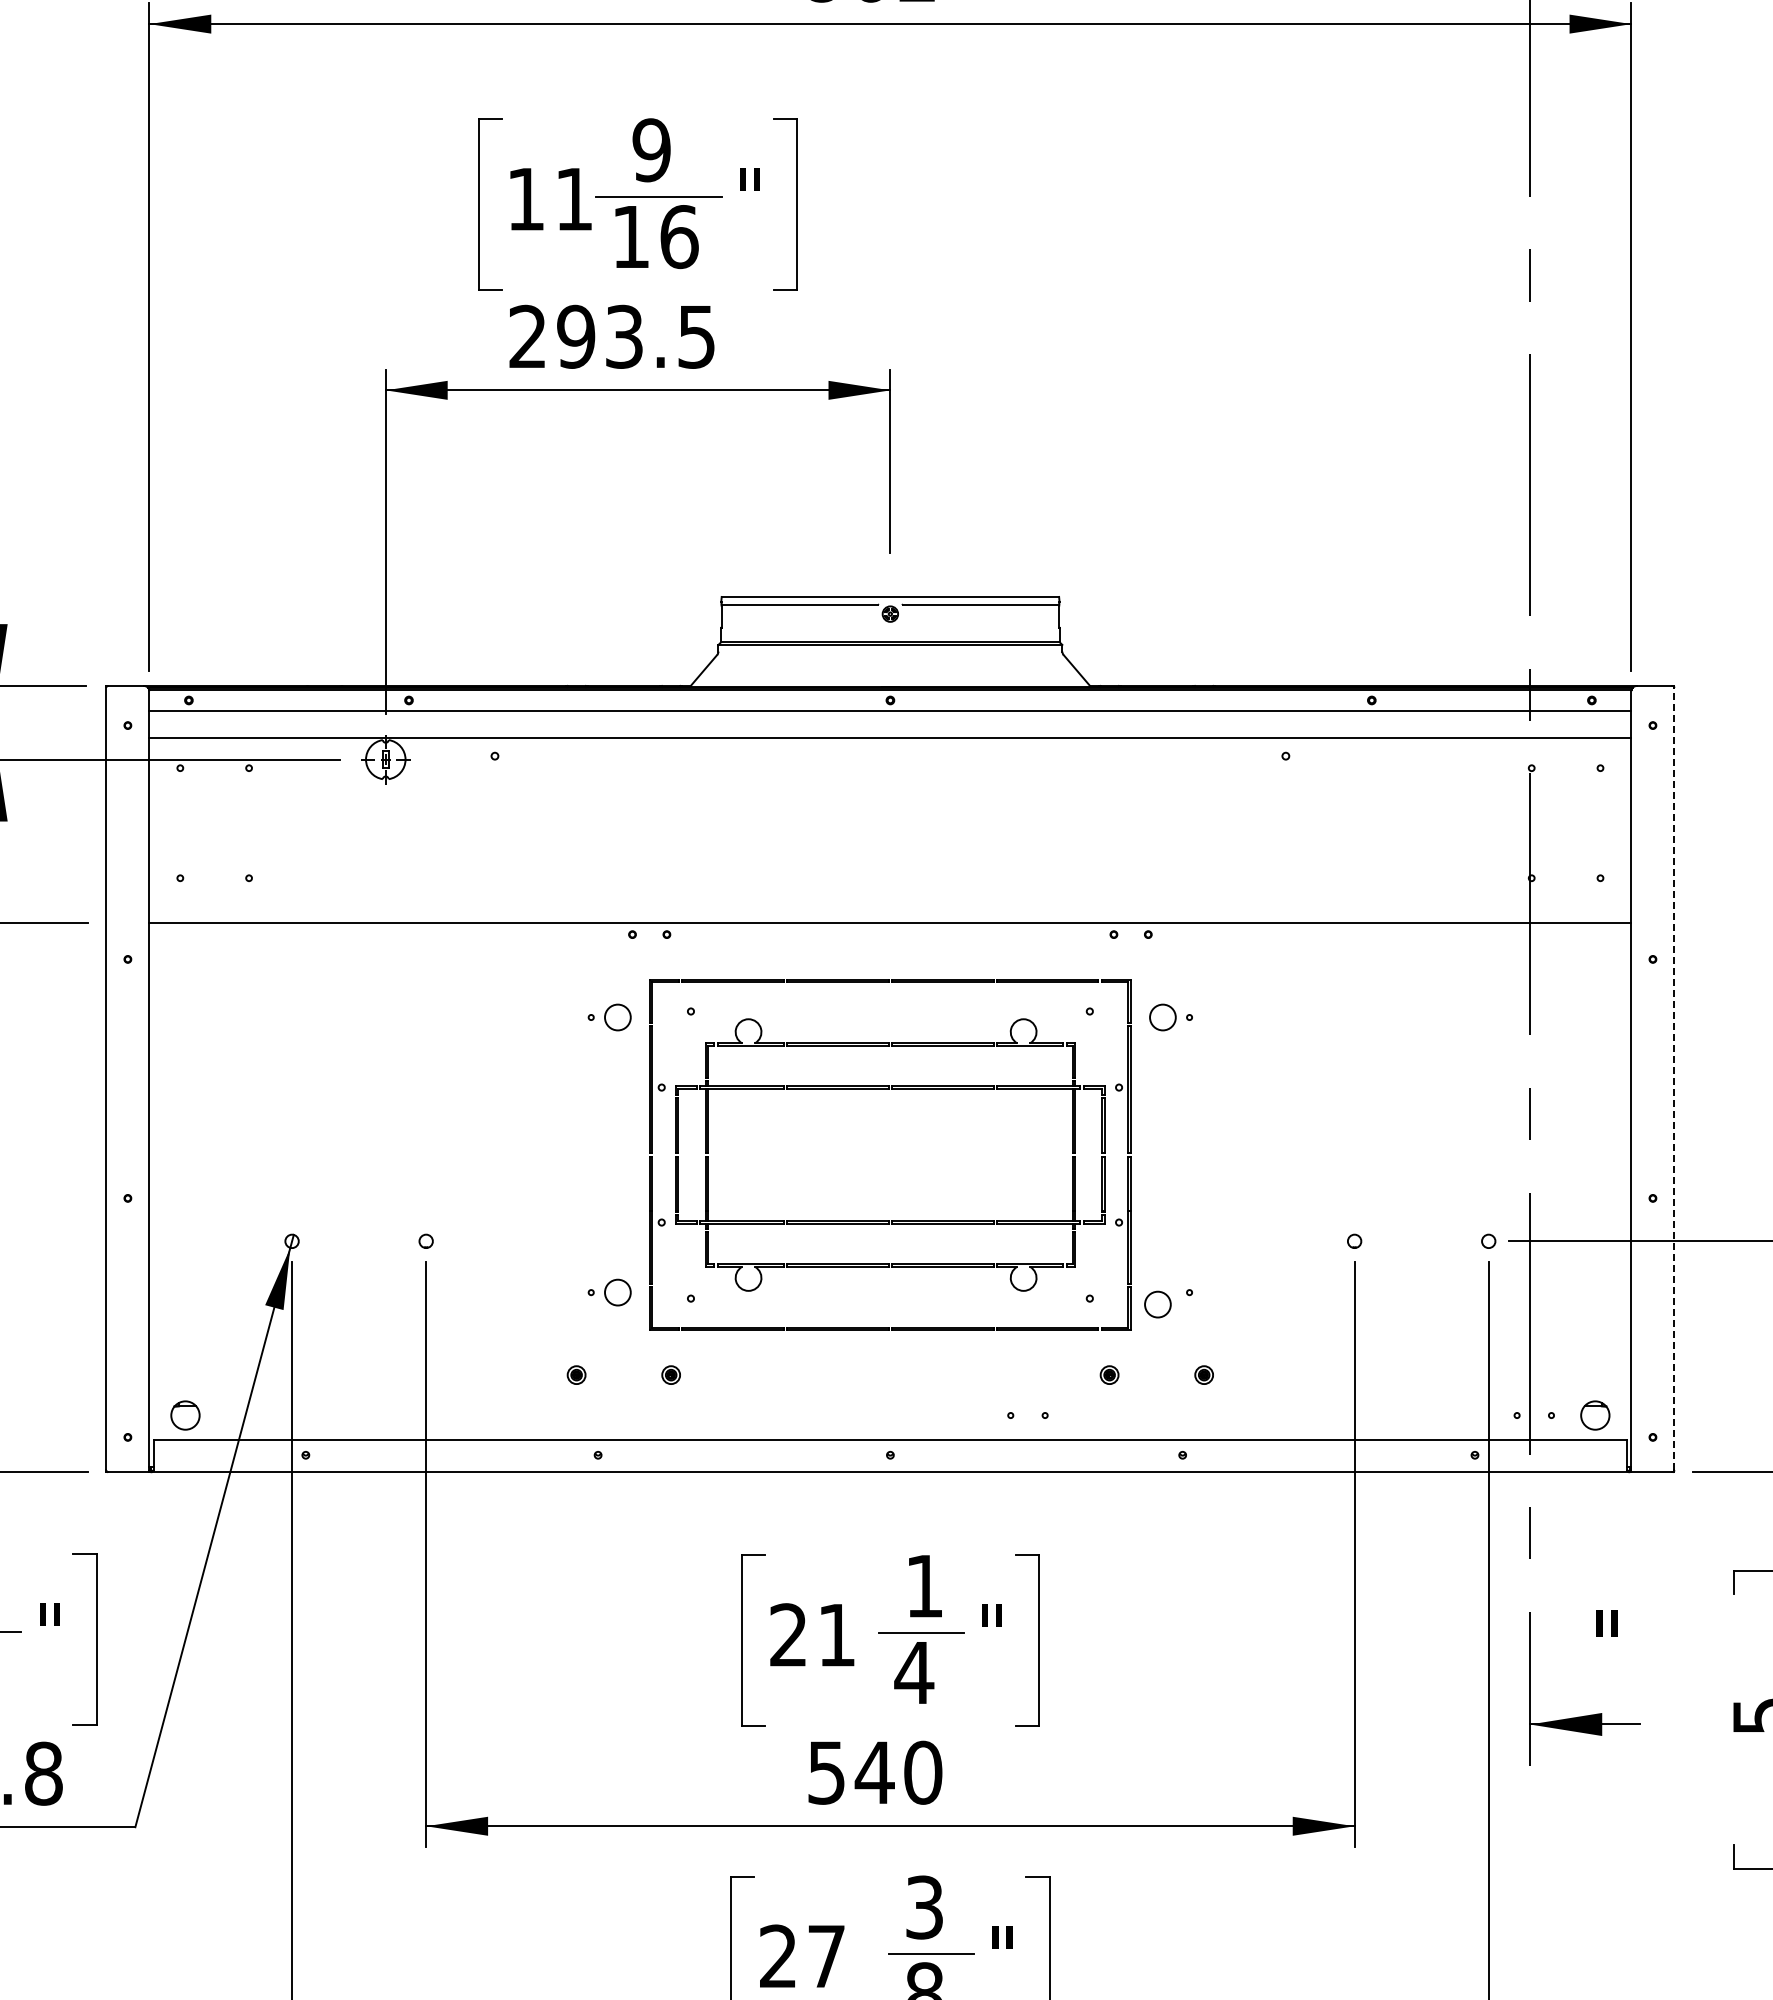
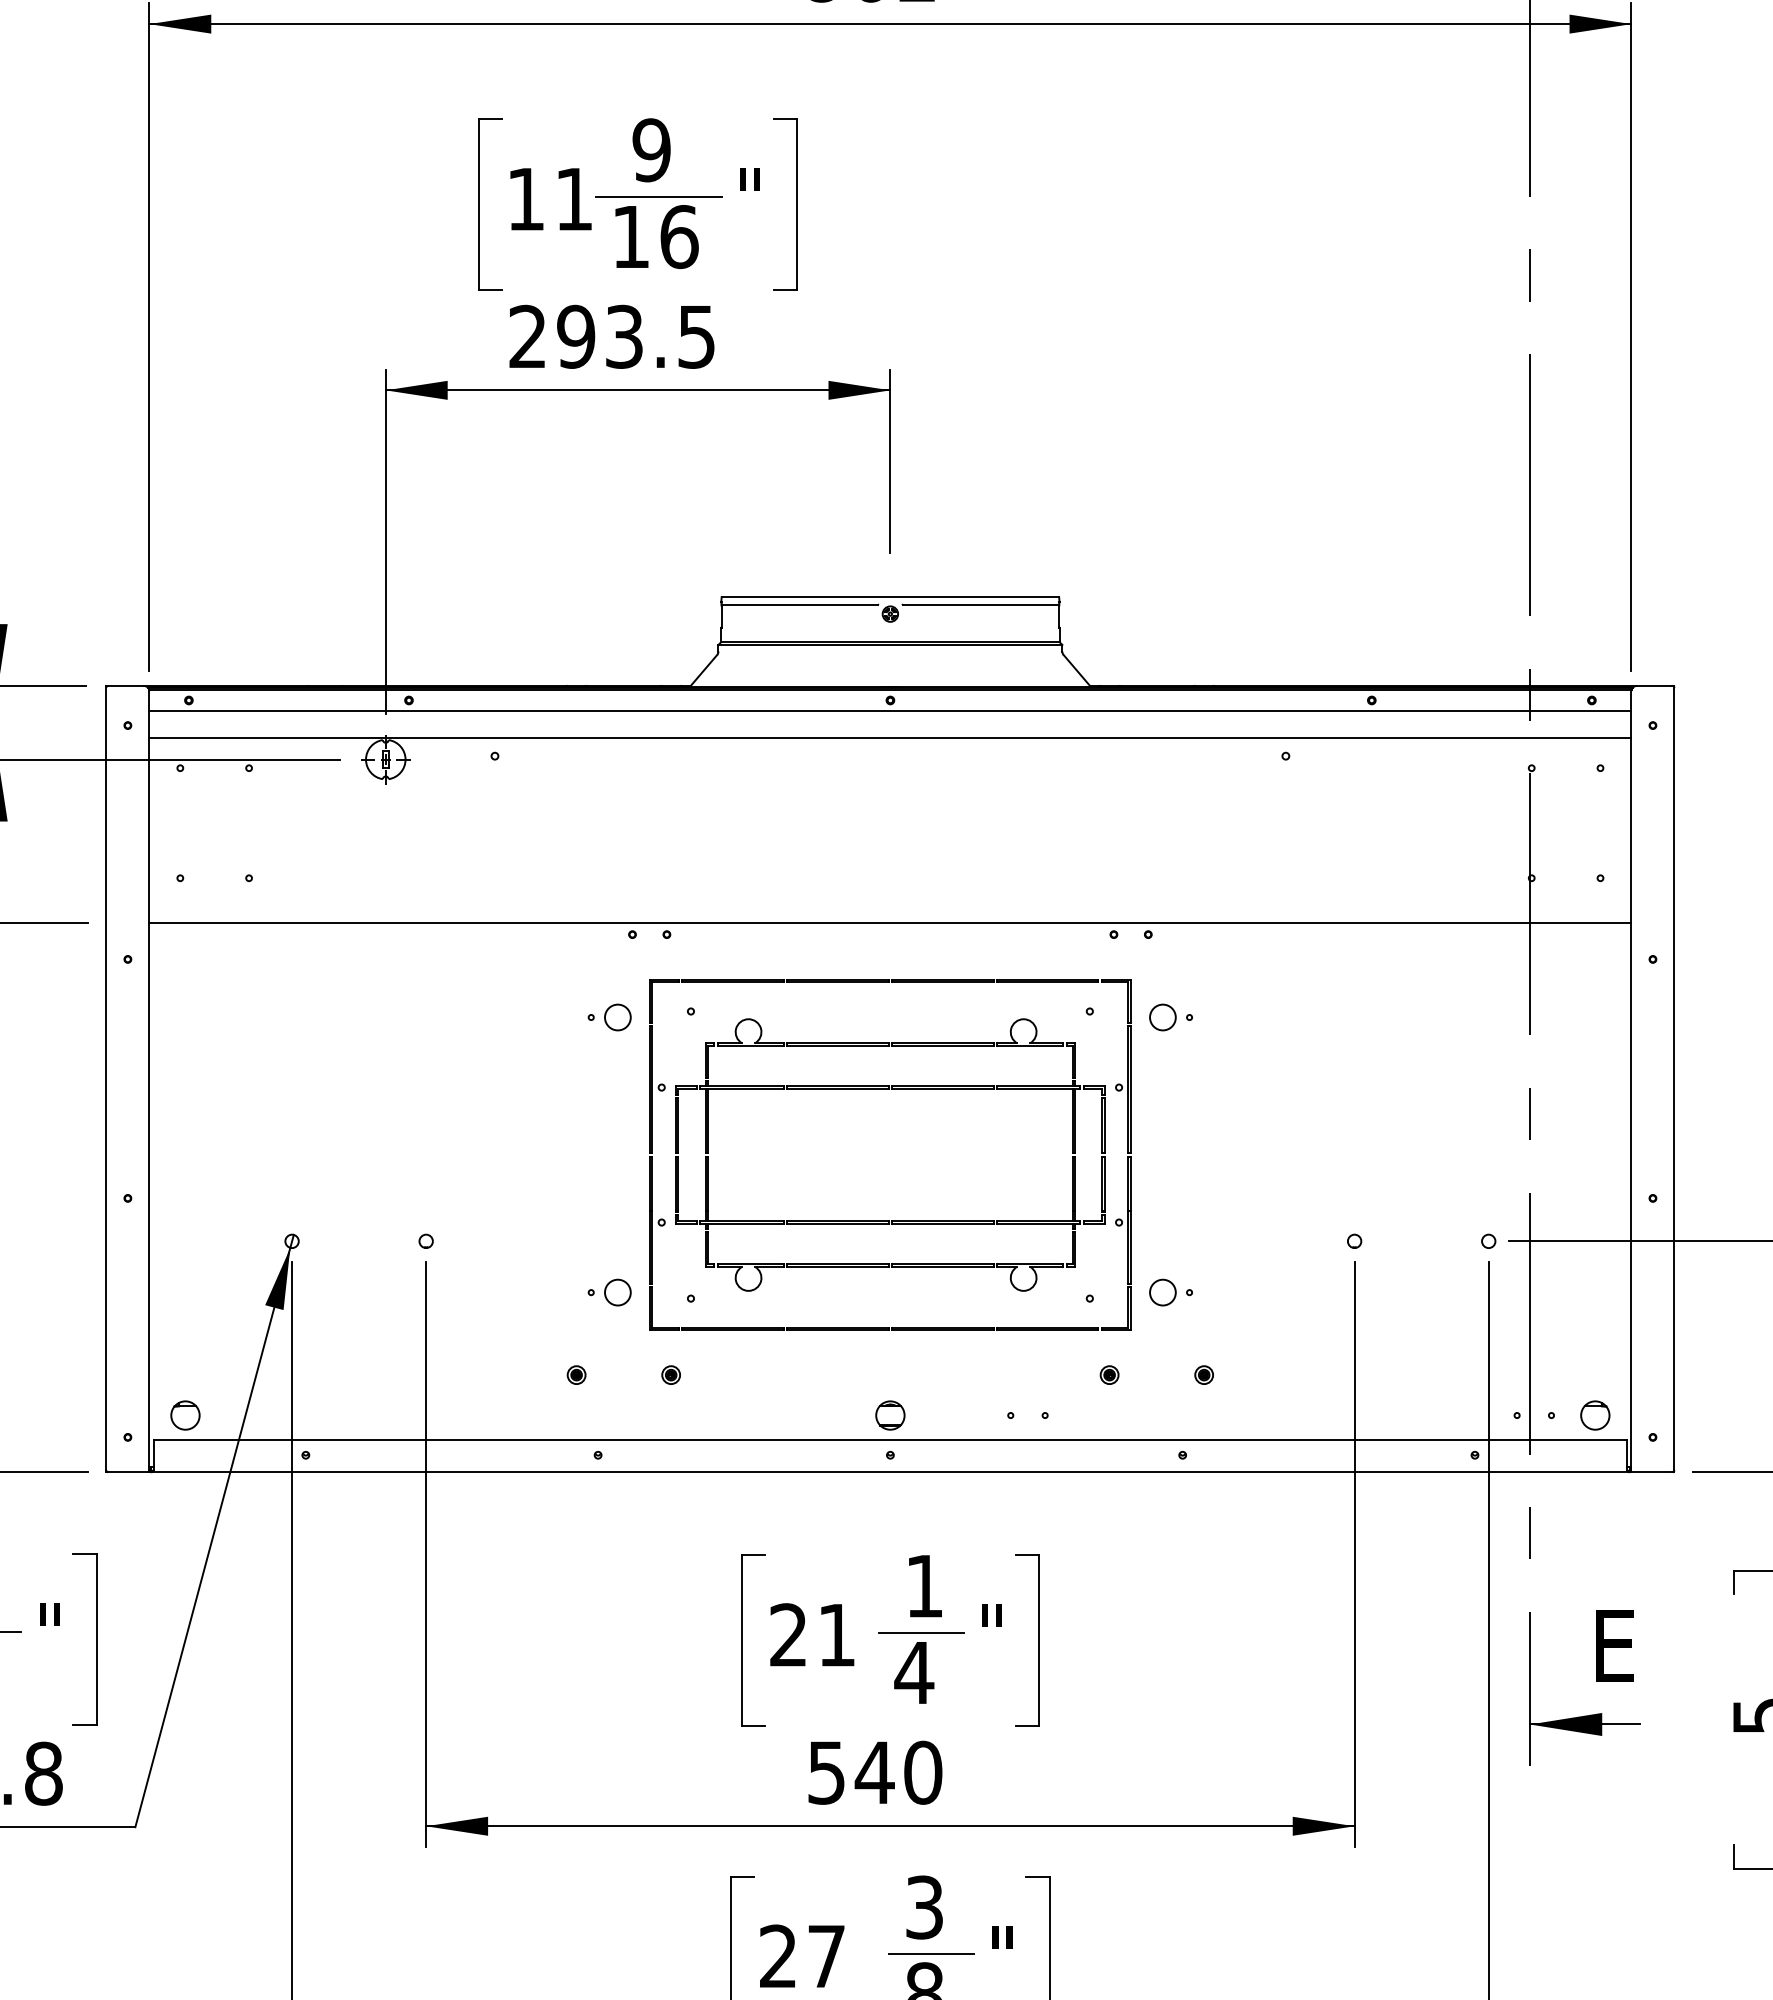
line: dashed -> solid (1674, 1078)
circle position: (1157, 1304) -> (1162, 1292) (1162, 1292)
part: none -> present (890, 1415)
text: " -> E (1614, 1645)
